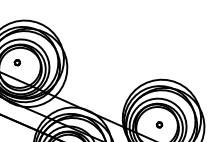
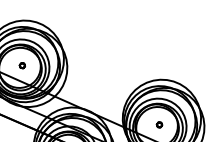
part position: (16, 62) -> (21, 65) (21, 65)
